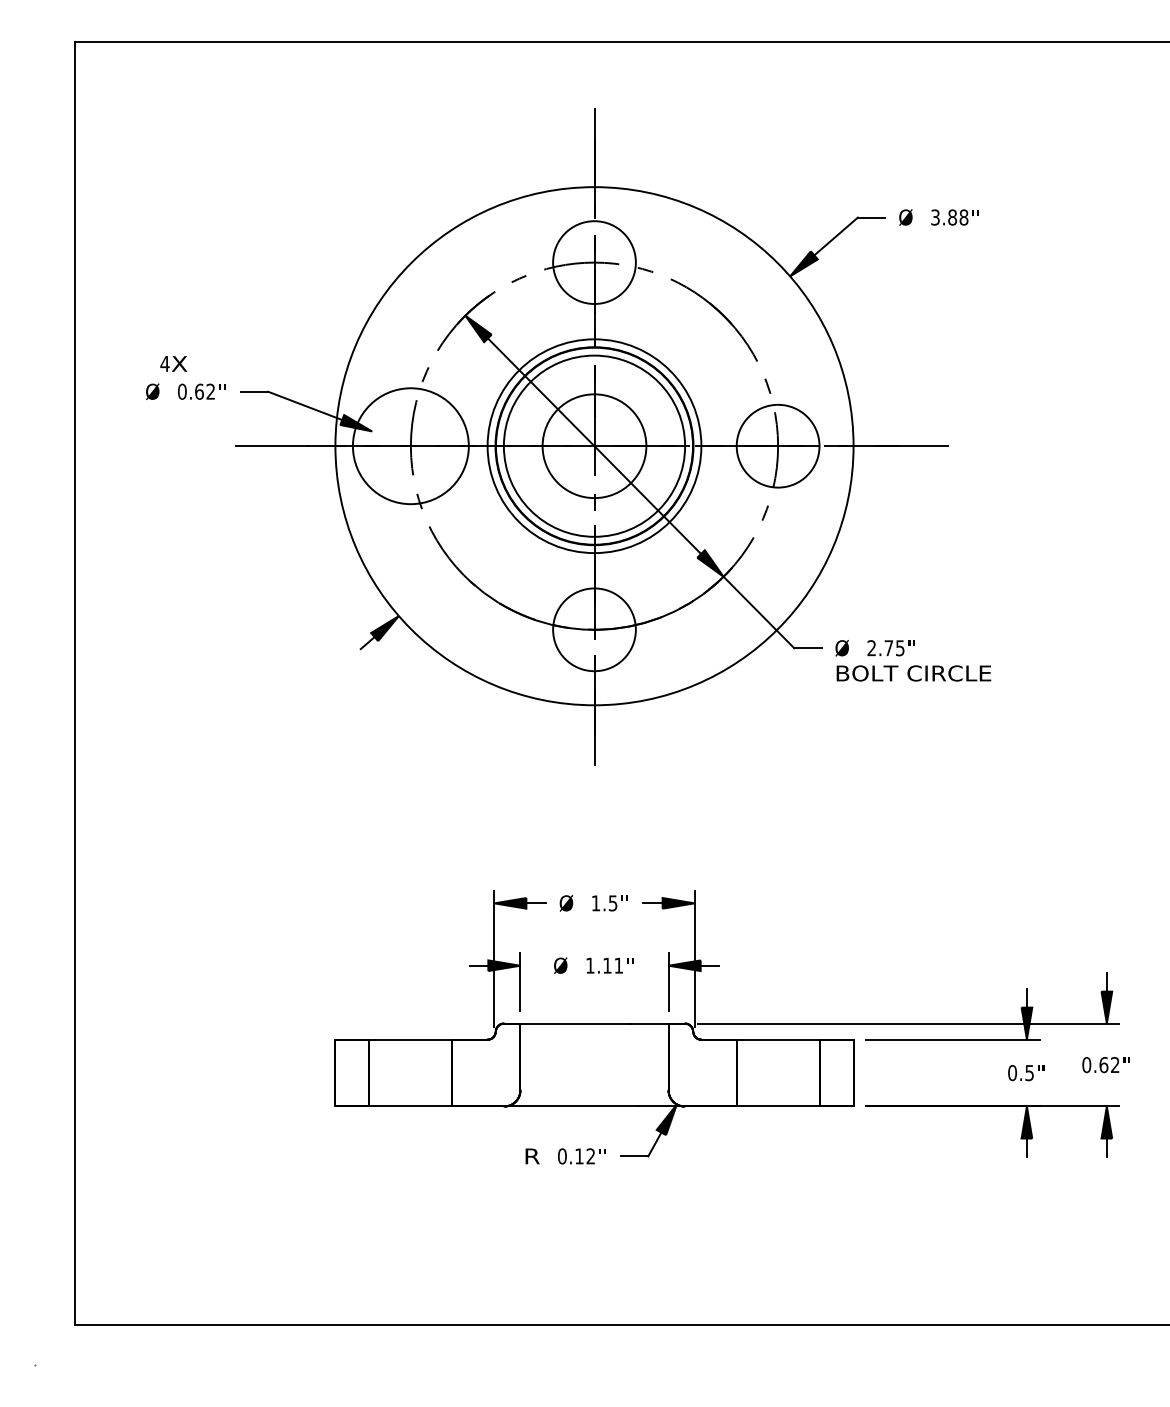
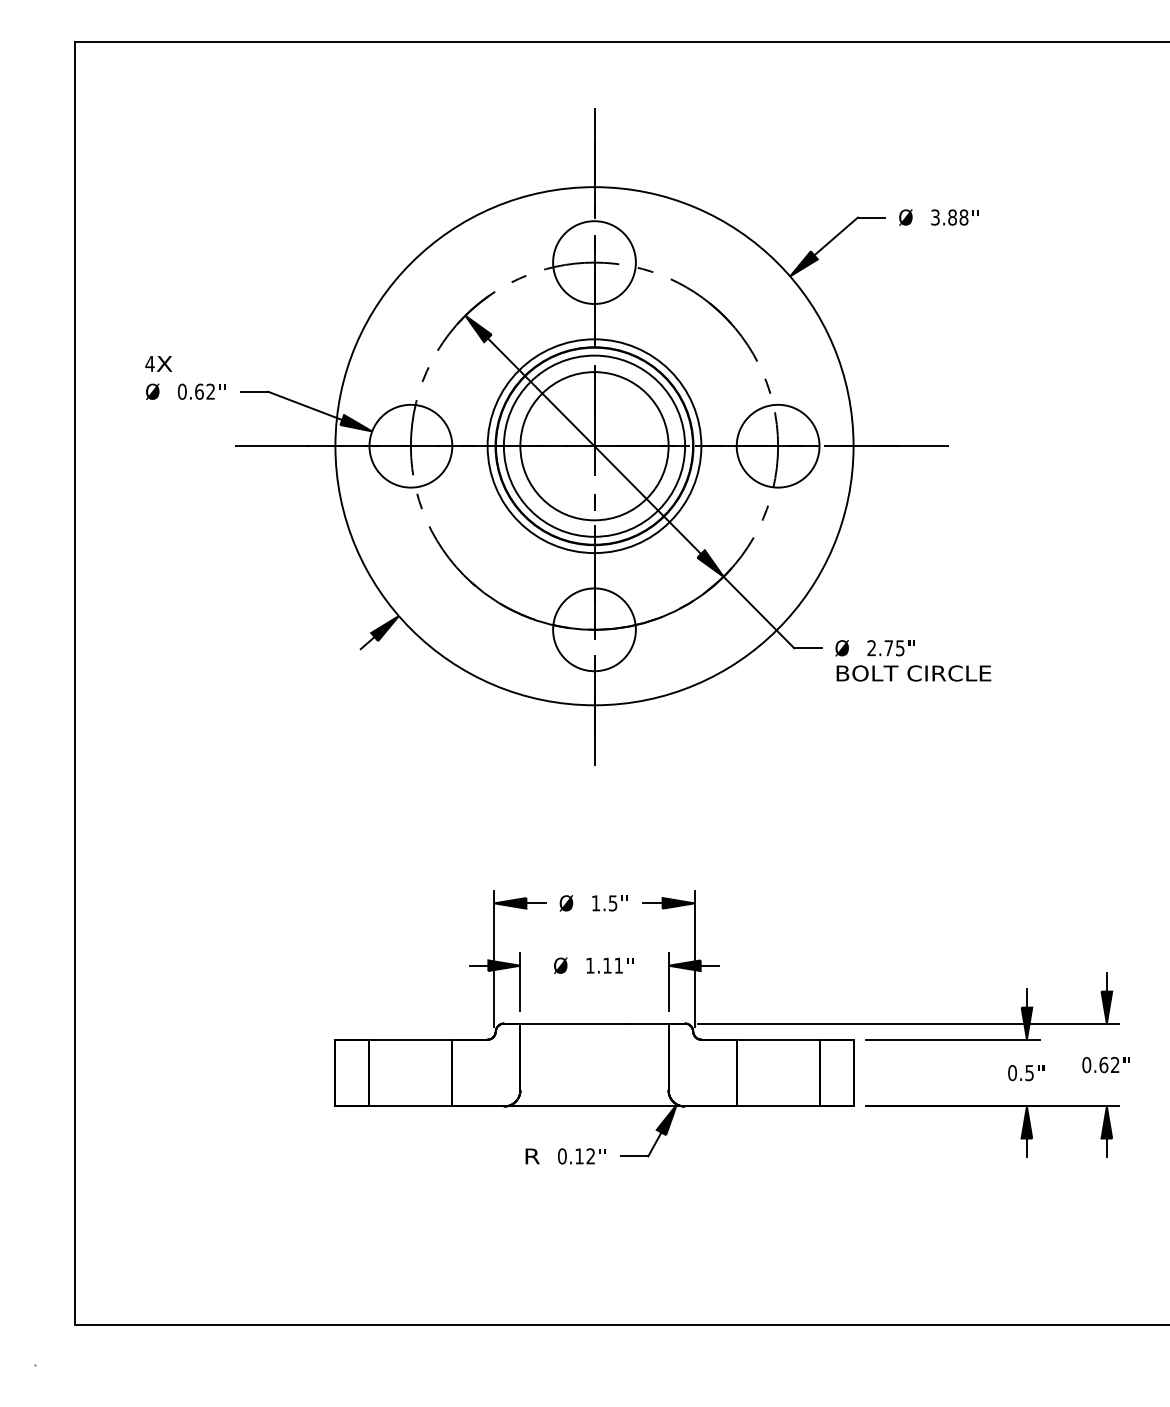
text position: (173, 363) -> (158, 363) (158, 363)
circle diameter: 116 px -> 83 px (410, 445)
circle diameter: 104 px -> 148 px (594, 446)
